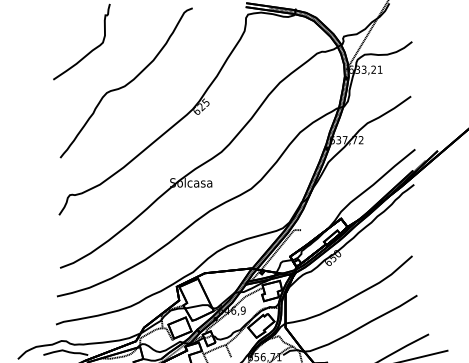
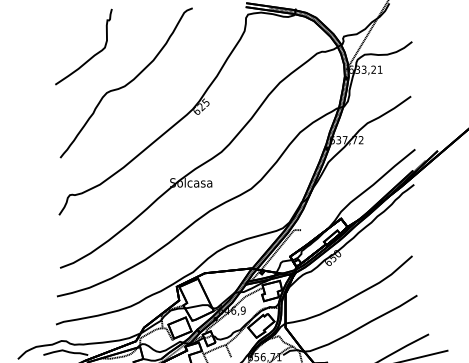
curve position: (89, 51) -> (91, 56) (91, 56)
